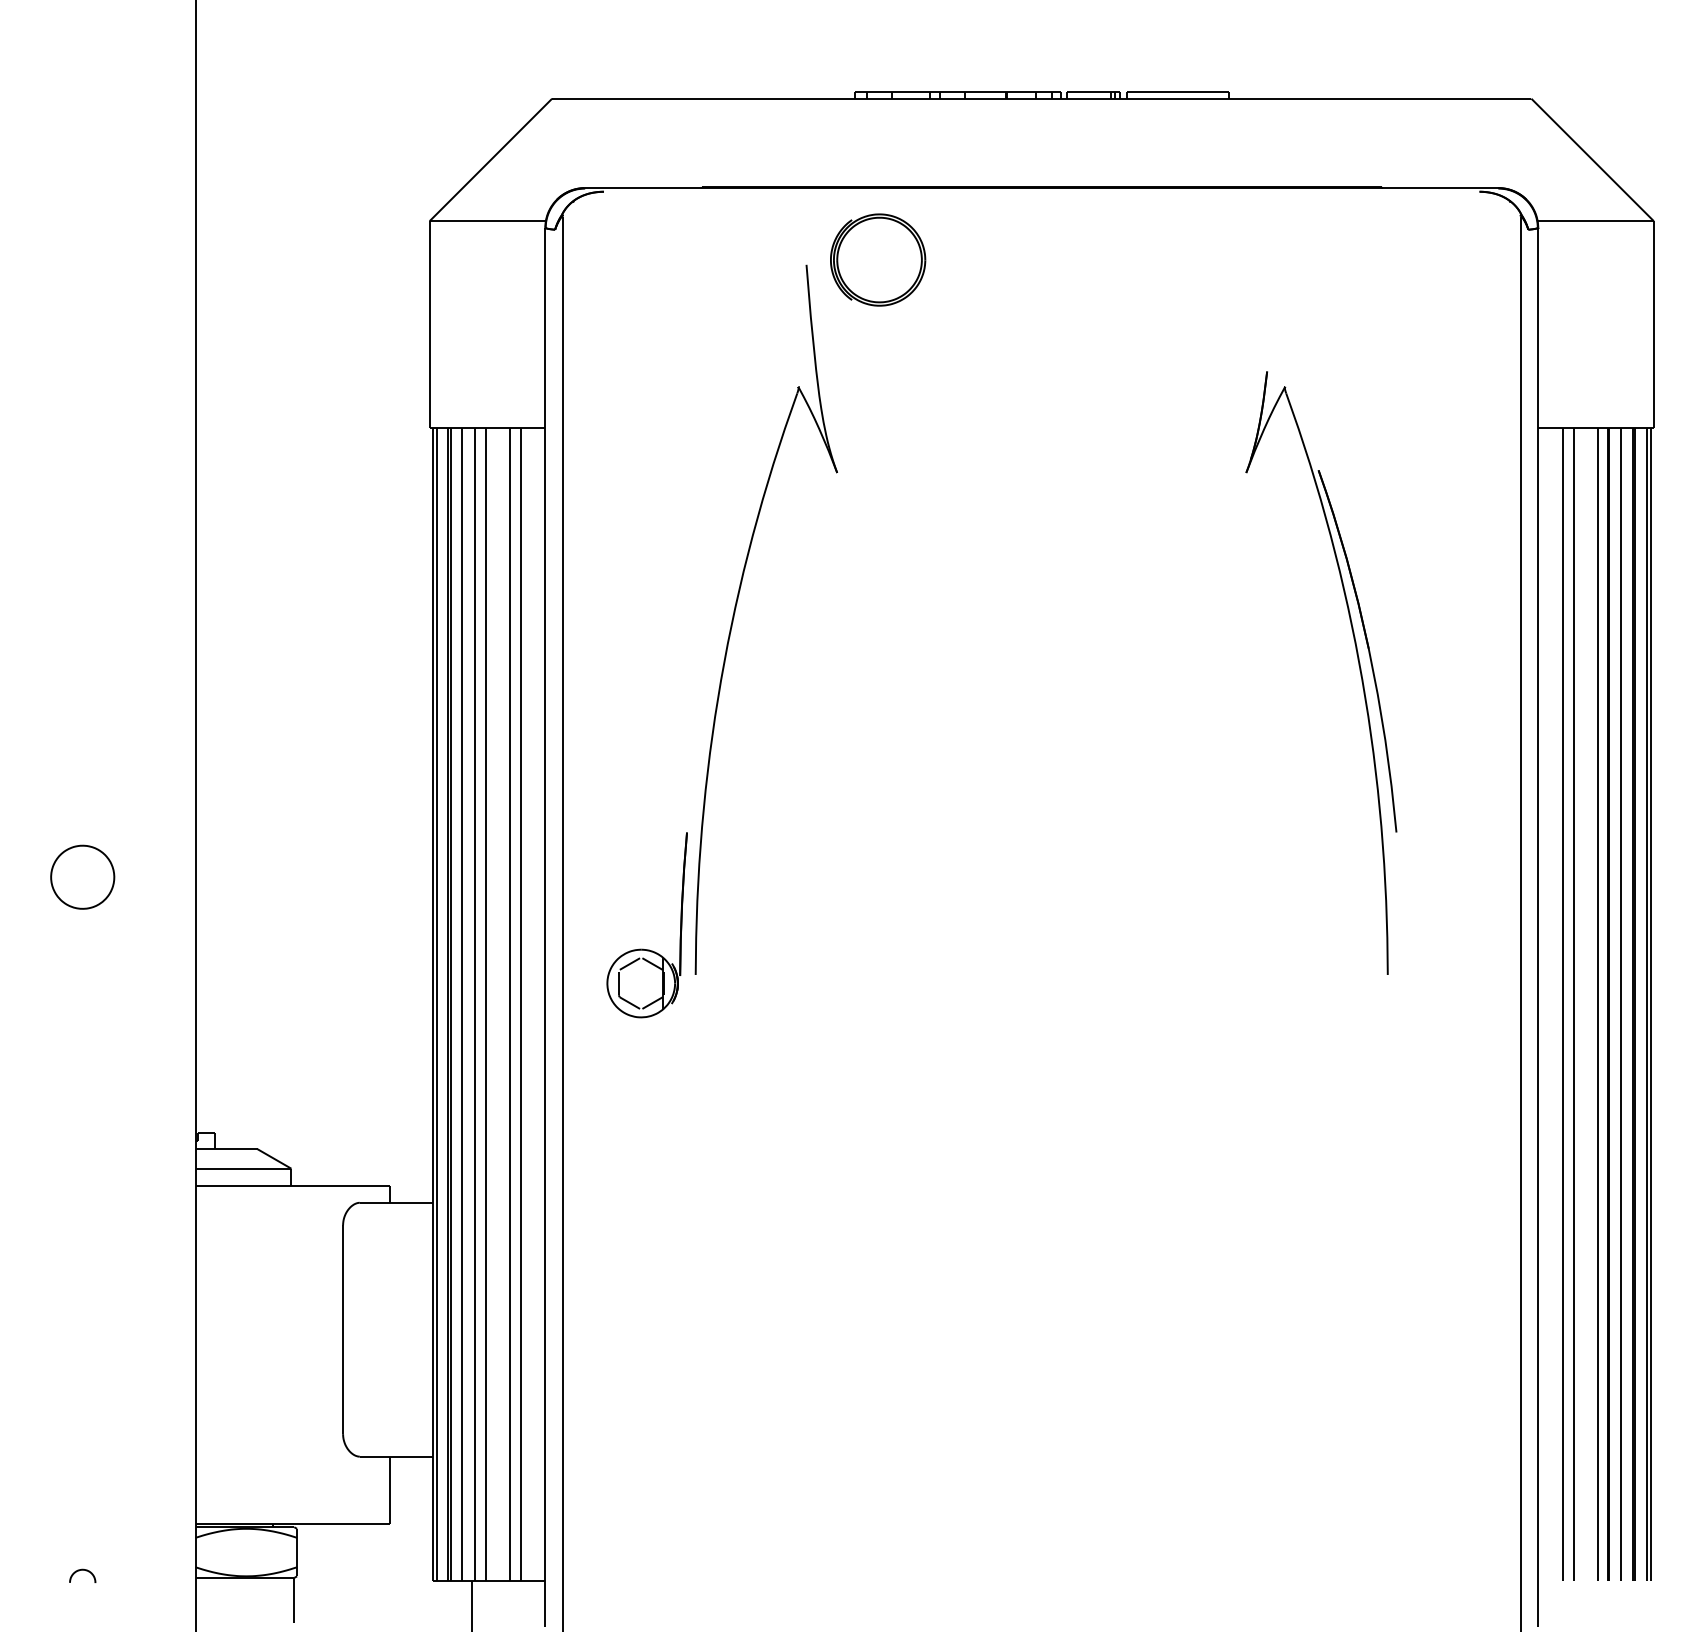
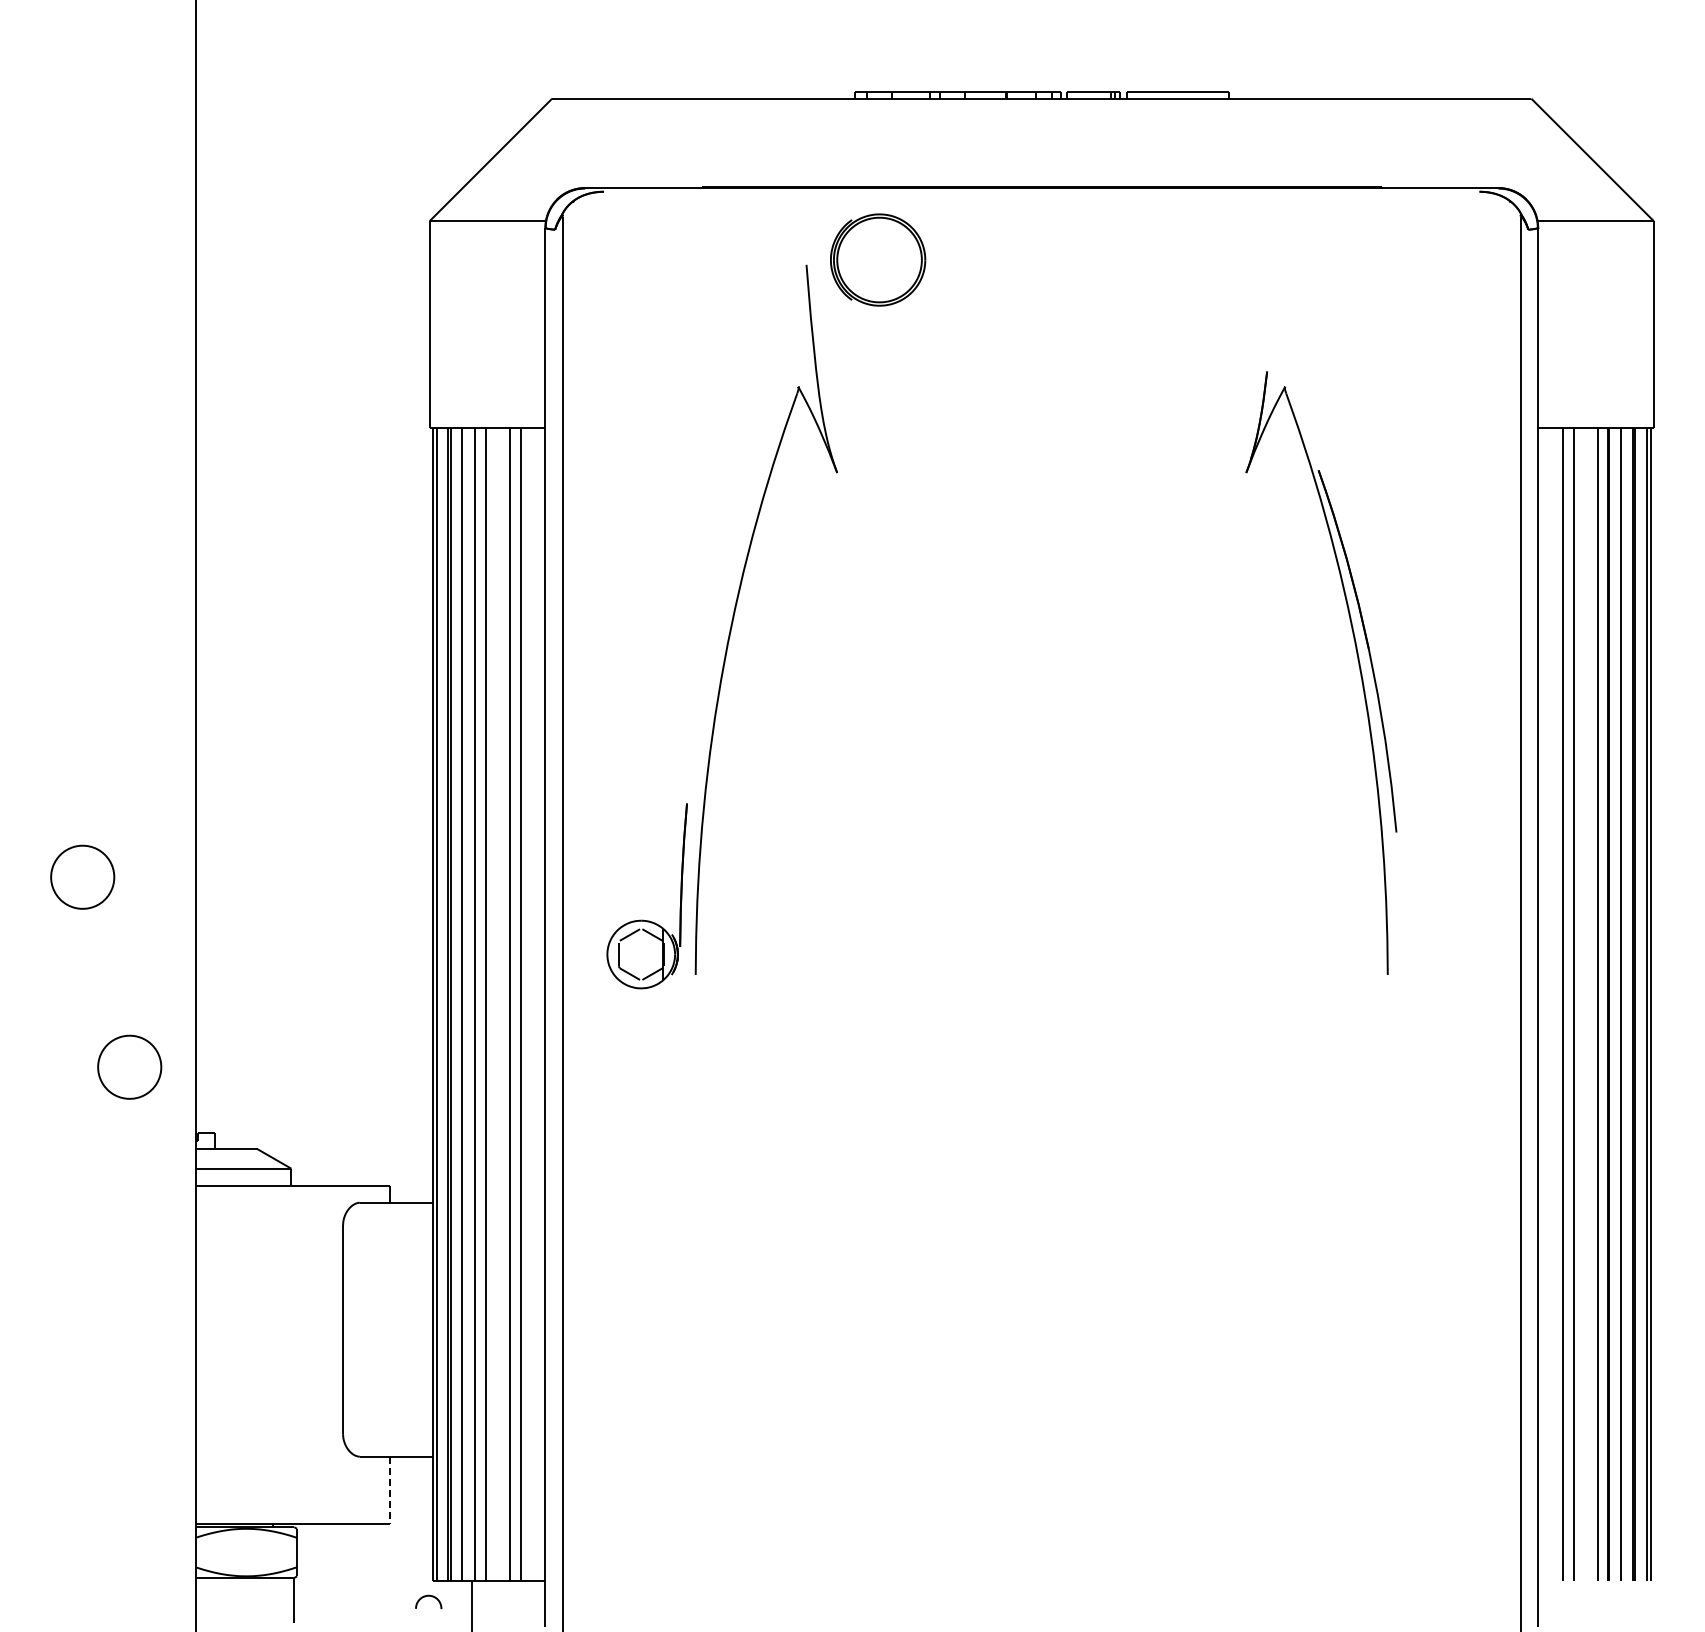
part position: (643, 948) -> (643, 919) (643, 919)
part: none -> present (129, 1066)
line: solid -> dashed (390, 1490)
curve position: (82, 1570) -> (428, 1596) (428, 1596)
